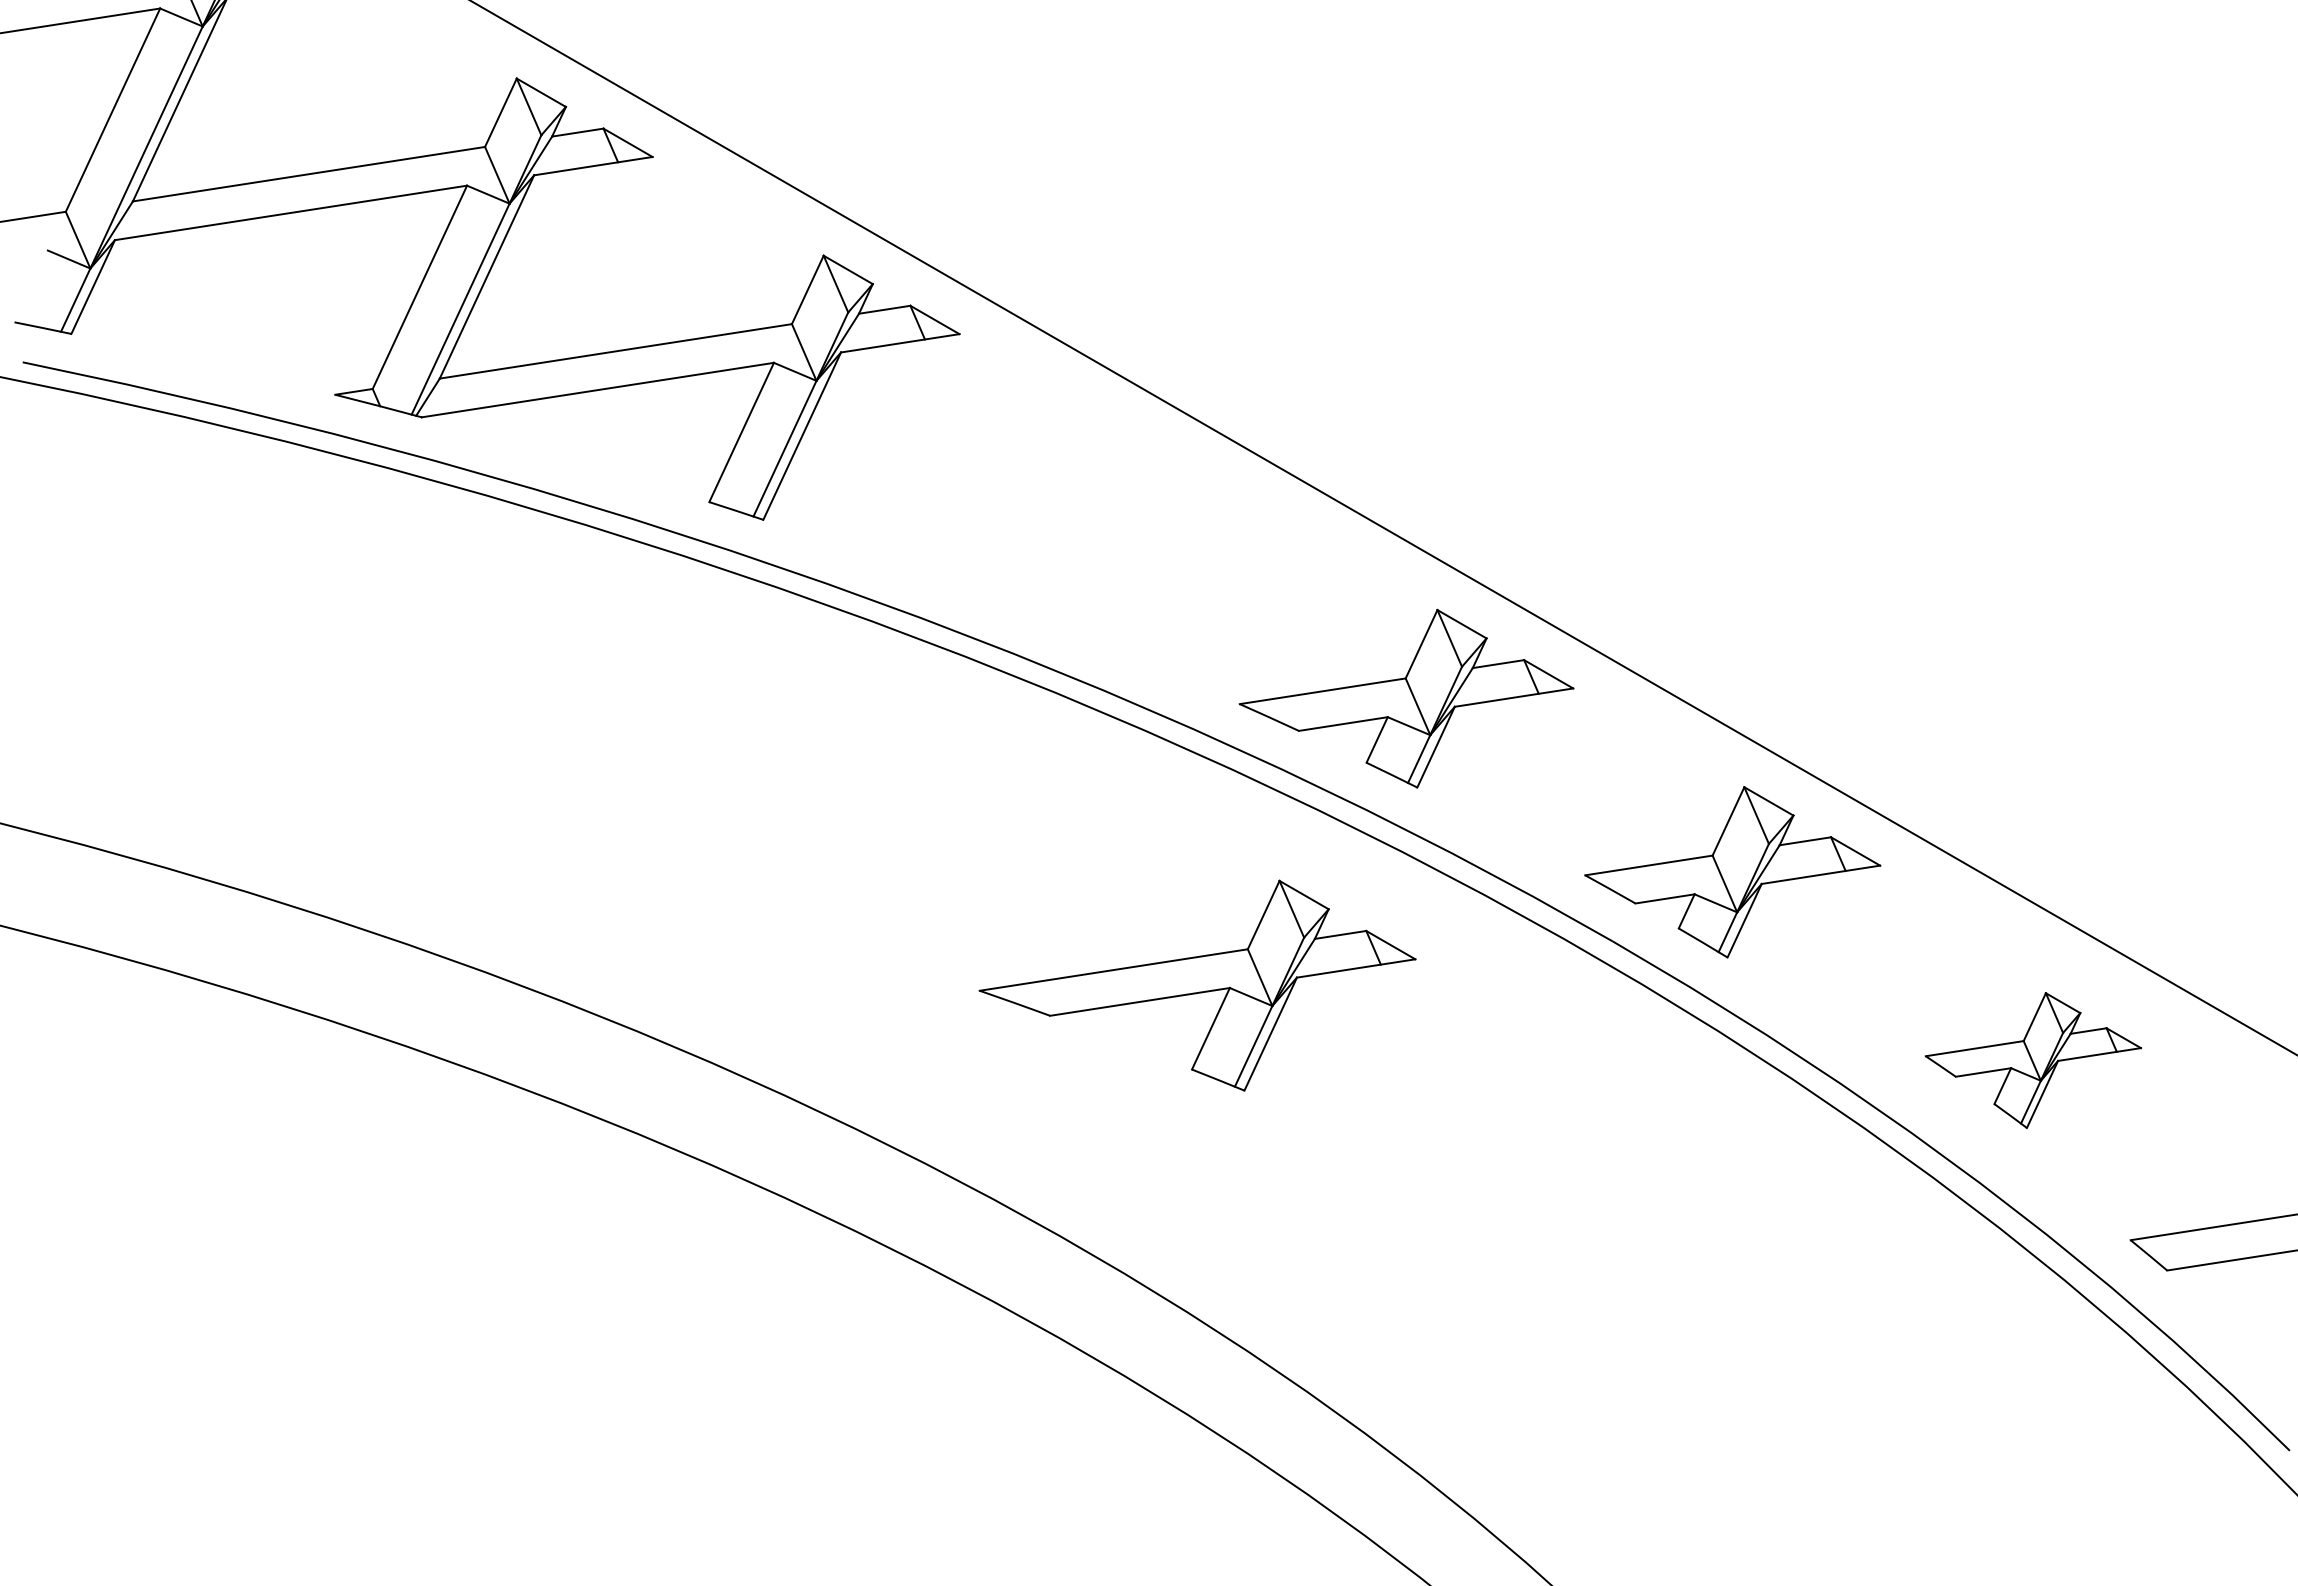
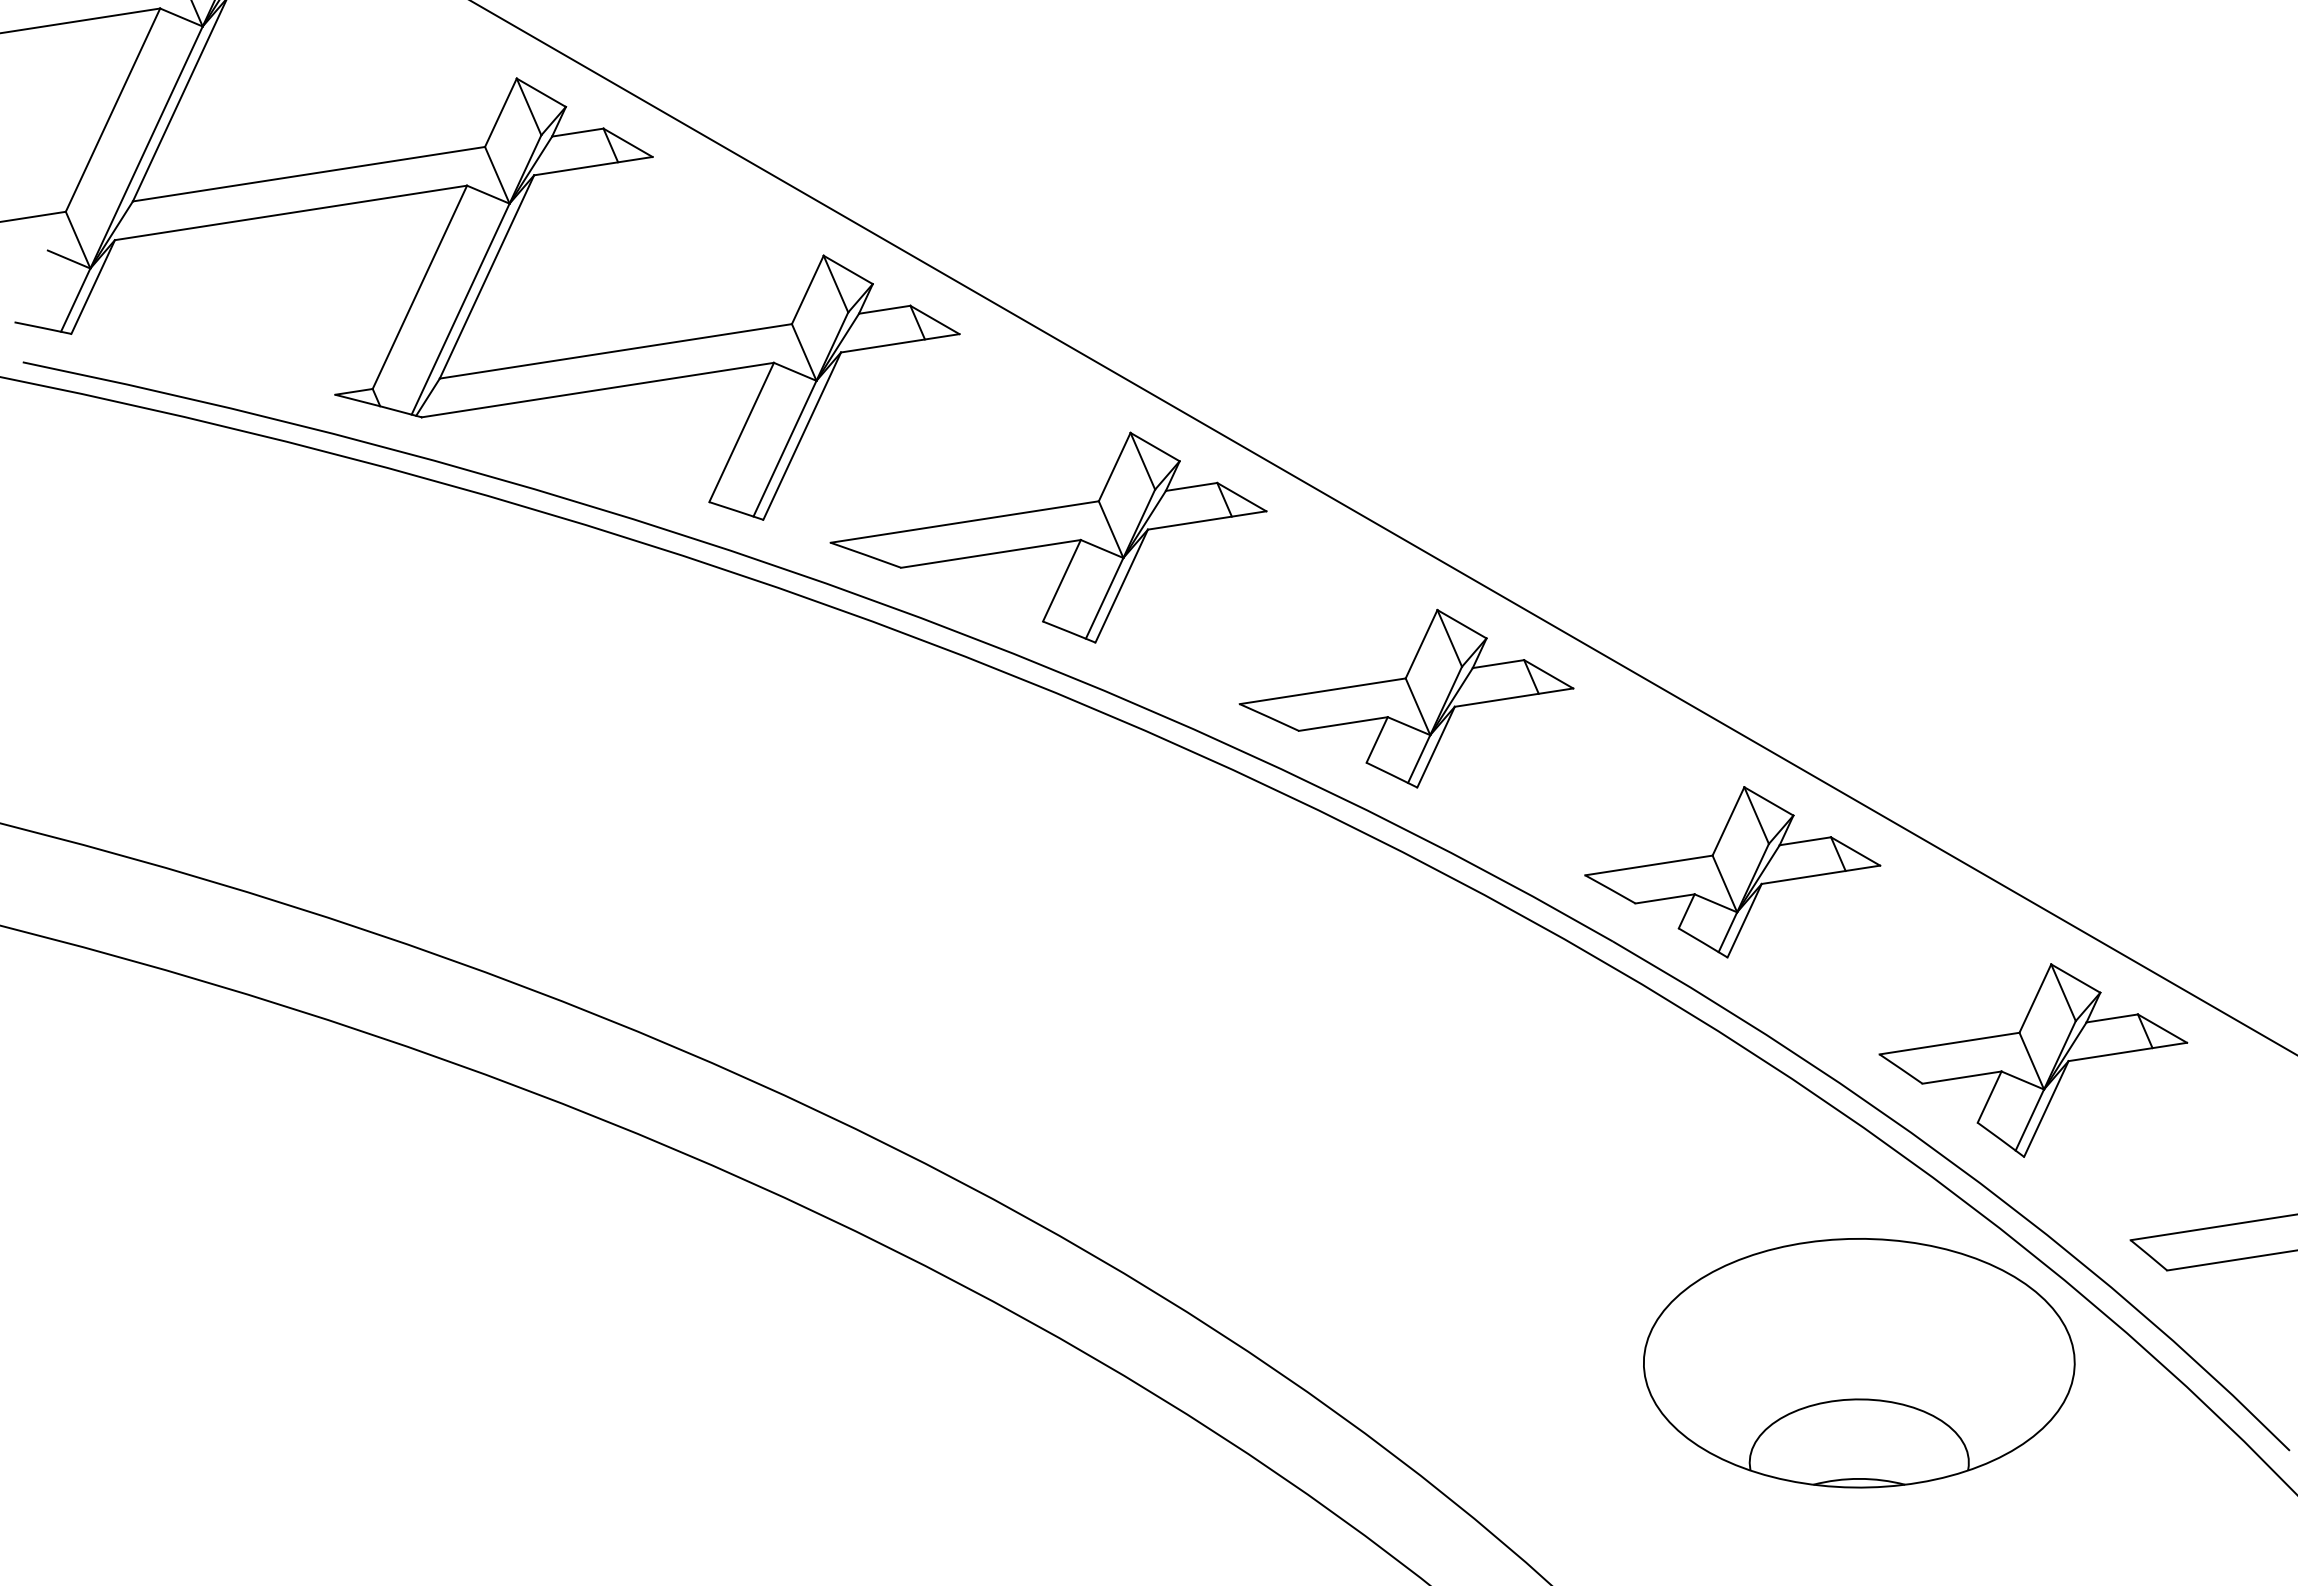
part position: (1197, 985) -> (1048, 537) (1048, 537)
part size: 218x137 px -> 311x195 px (2033, 1060)
part: none -> present (1859, 1363)
